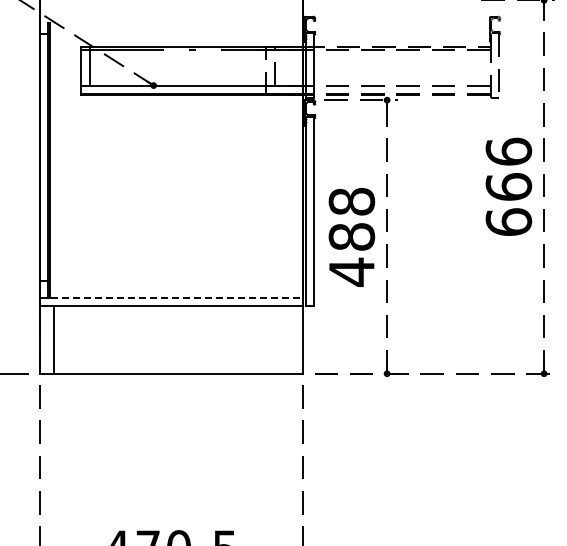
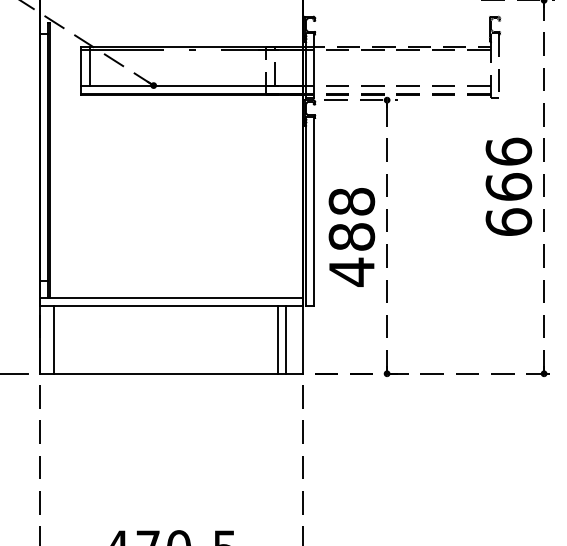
line: dashed -> solid (172, 298)
line: none -> present (277, 339)
line: none -> present (286, 339)
